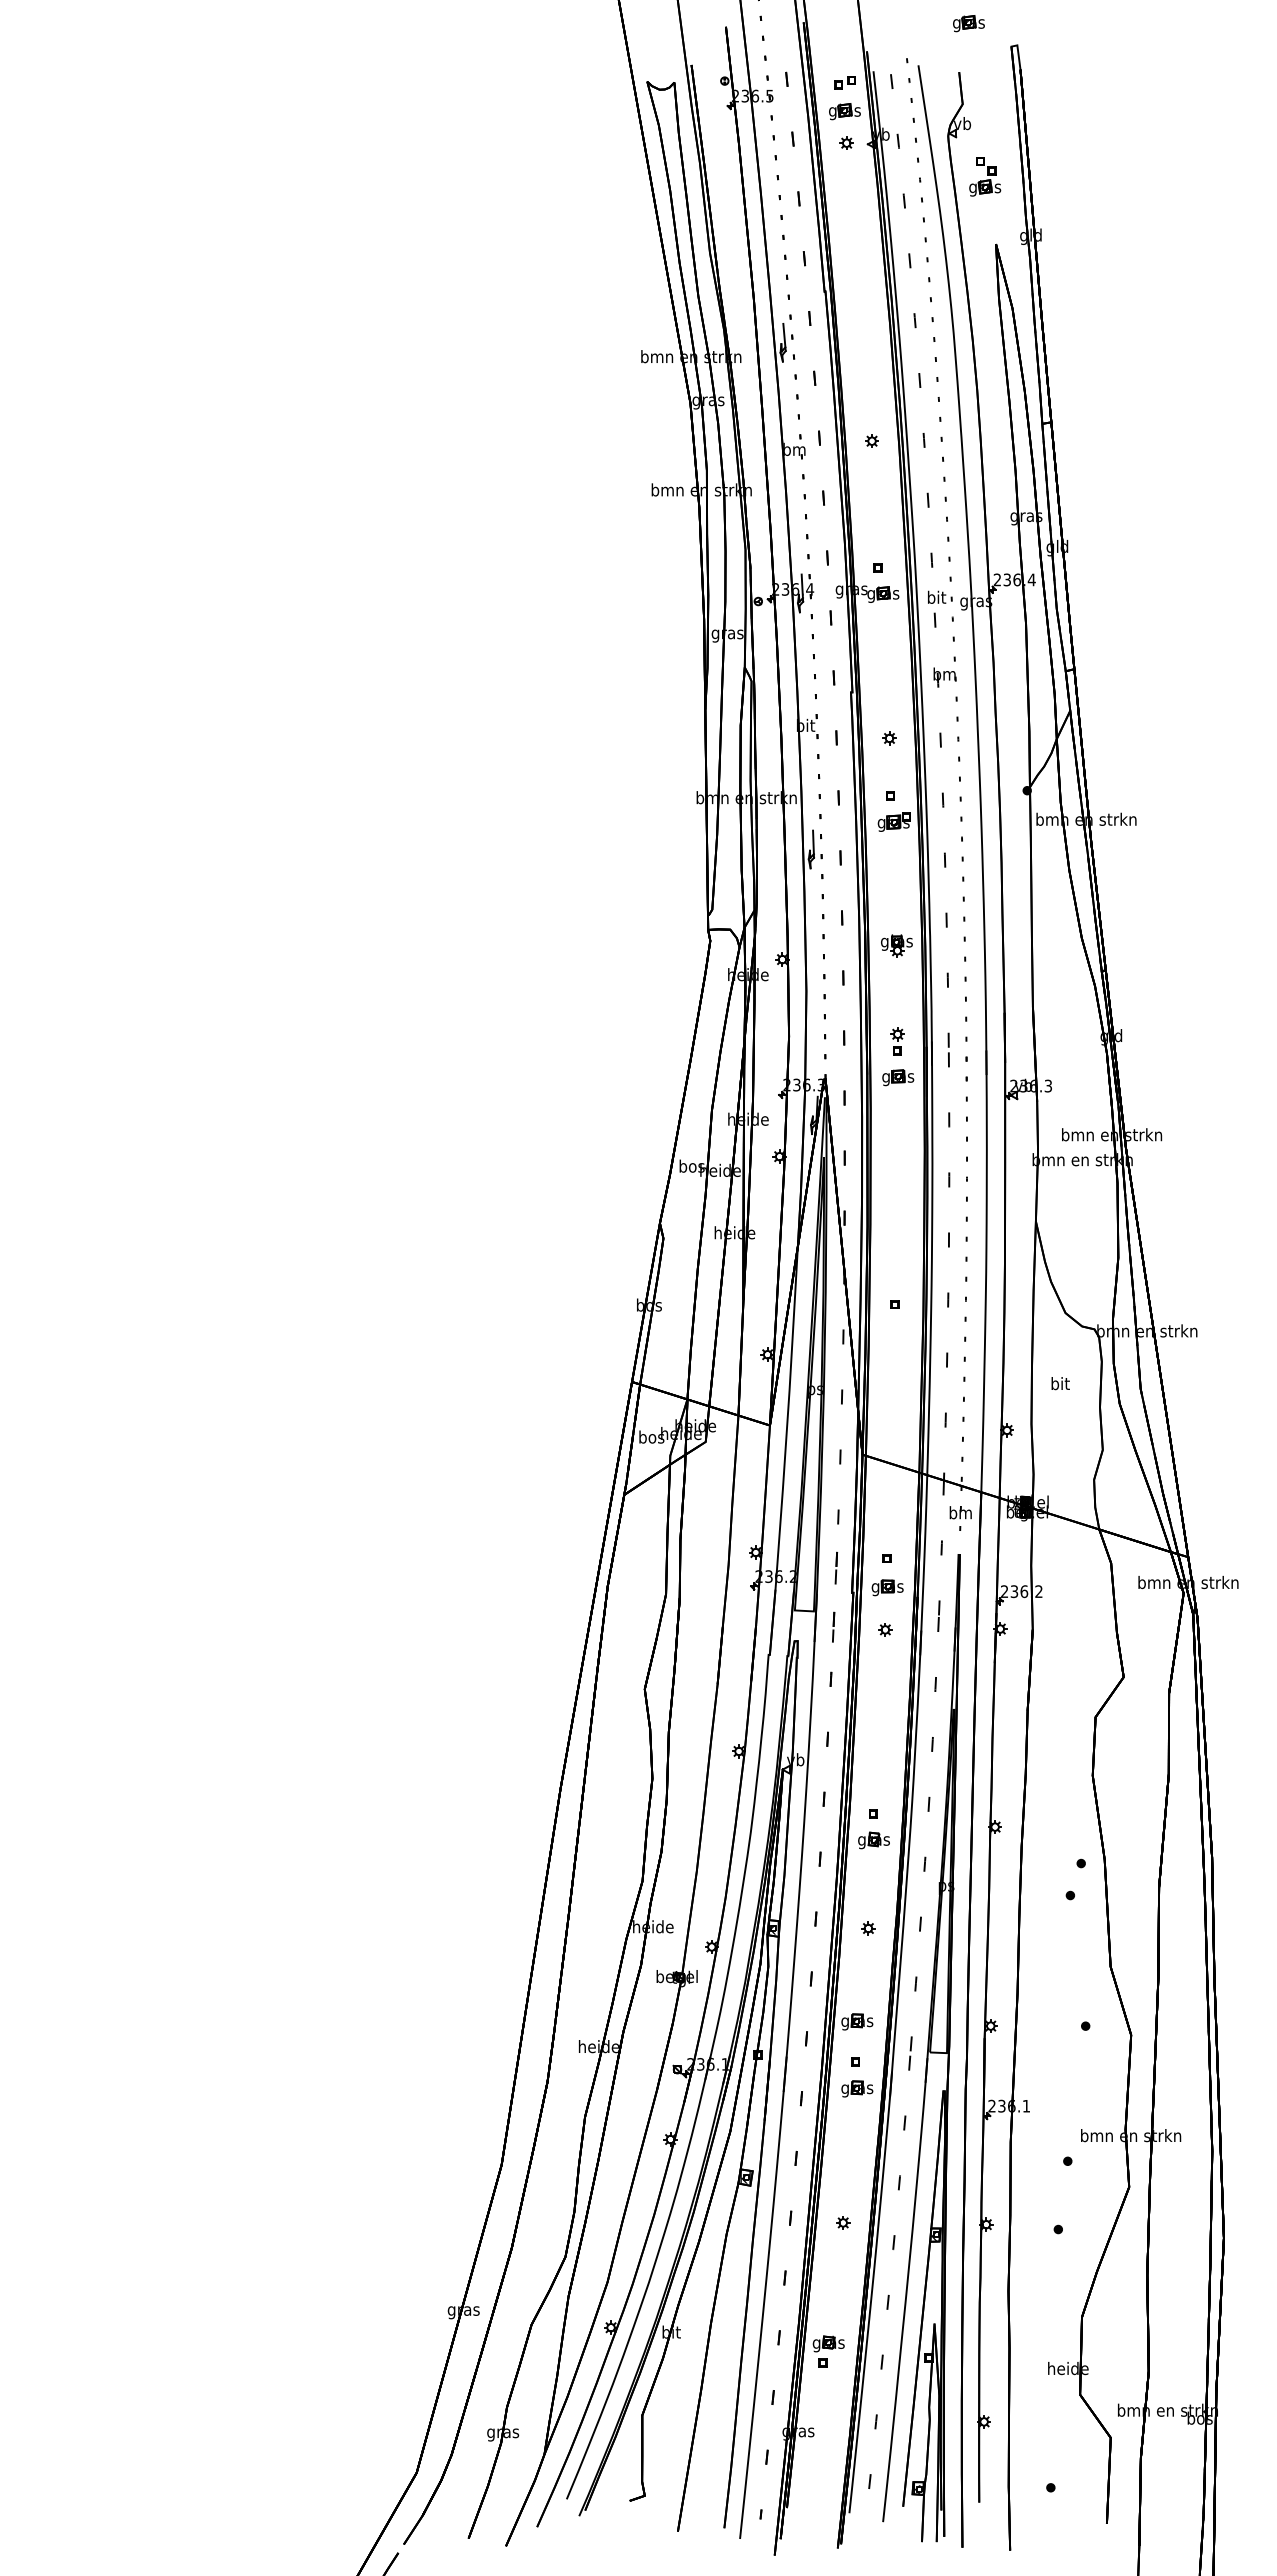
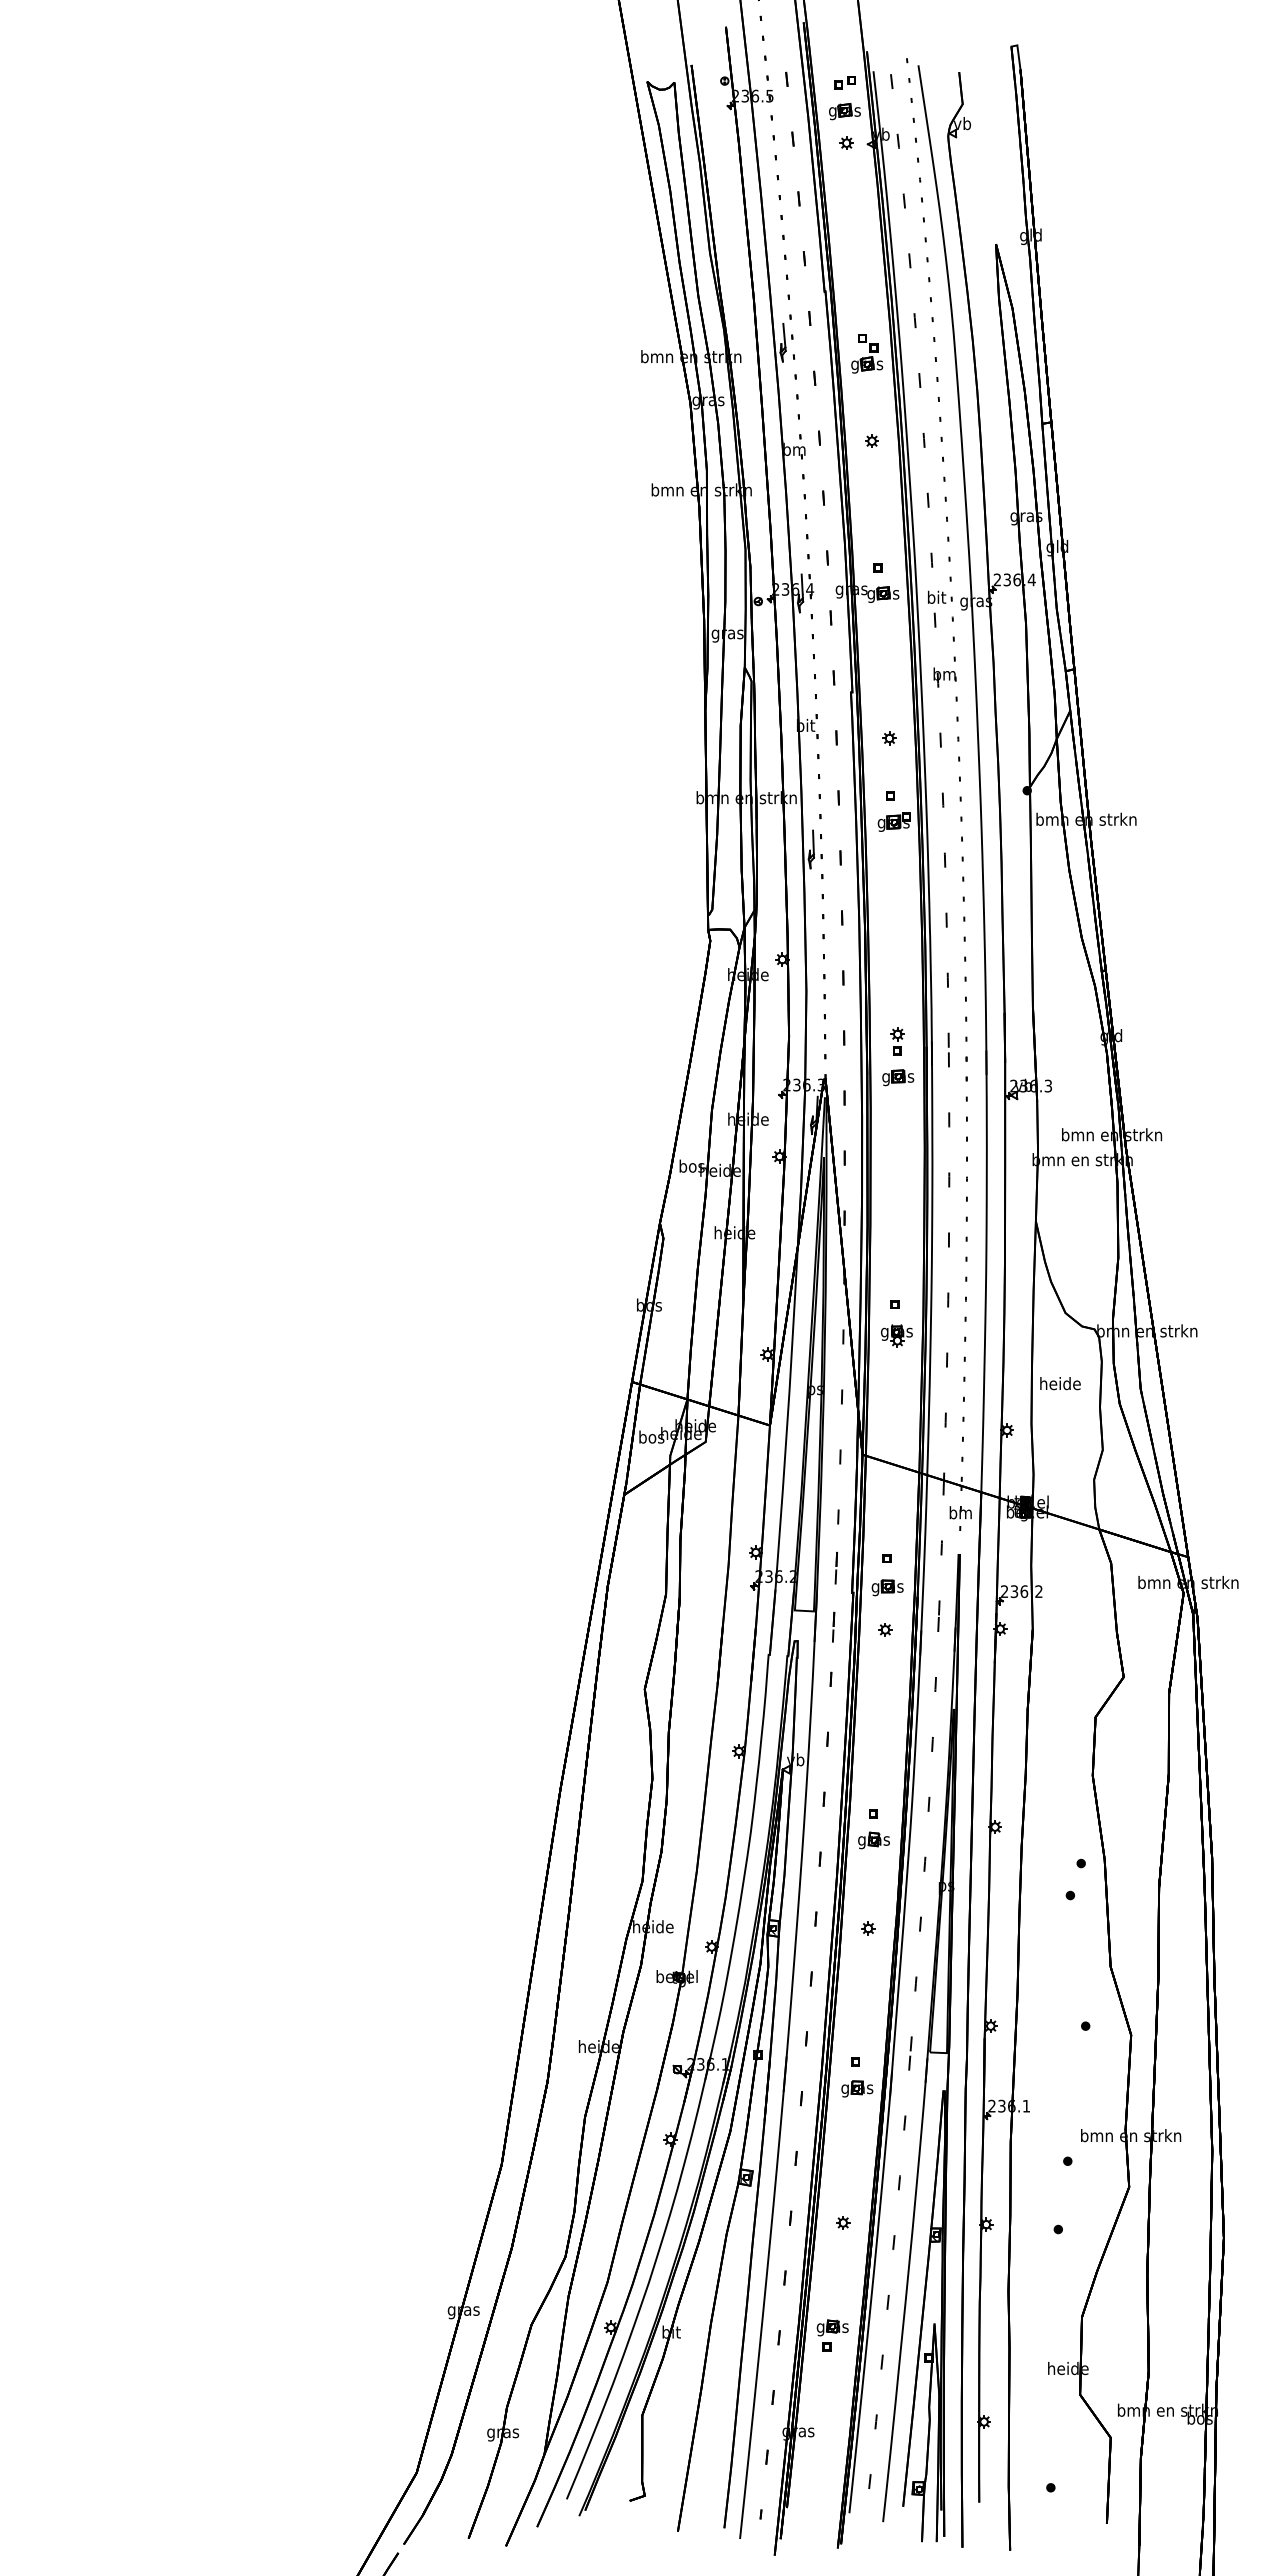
part: present -> none (968, 23)
part position: (985, 176) -> (867, 353) (867, 353)
part position: (896, 945) -> (896, 1335) (896, 1335)
text: bit -> heide (1060, 1383)
part: present -> none (857, 2021)
part position: (828, 2351) -> (832, 2335) (832, 2335)
